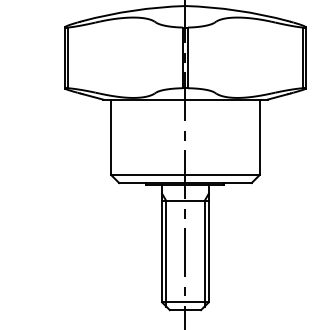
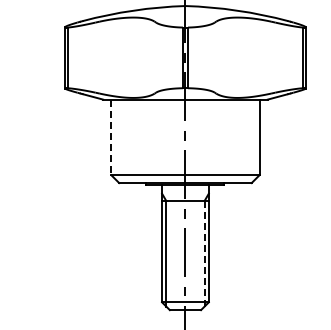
line: solid -> dashed (111, 137)
line: solid -> dashed (204, 253)
